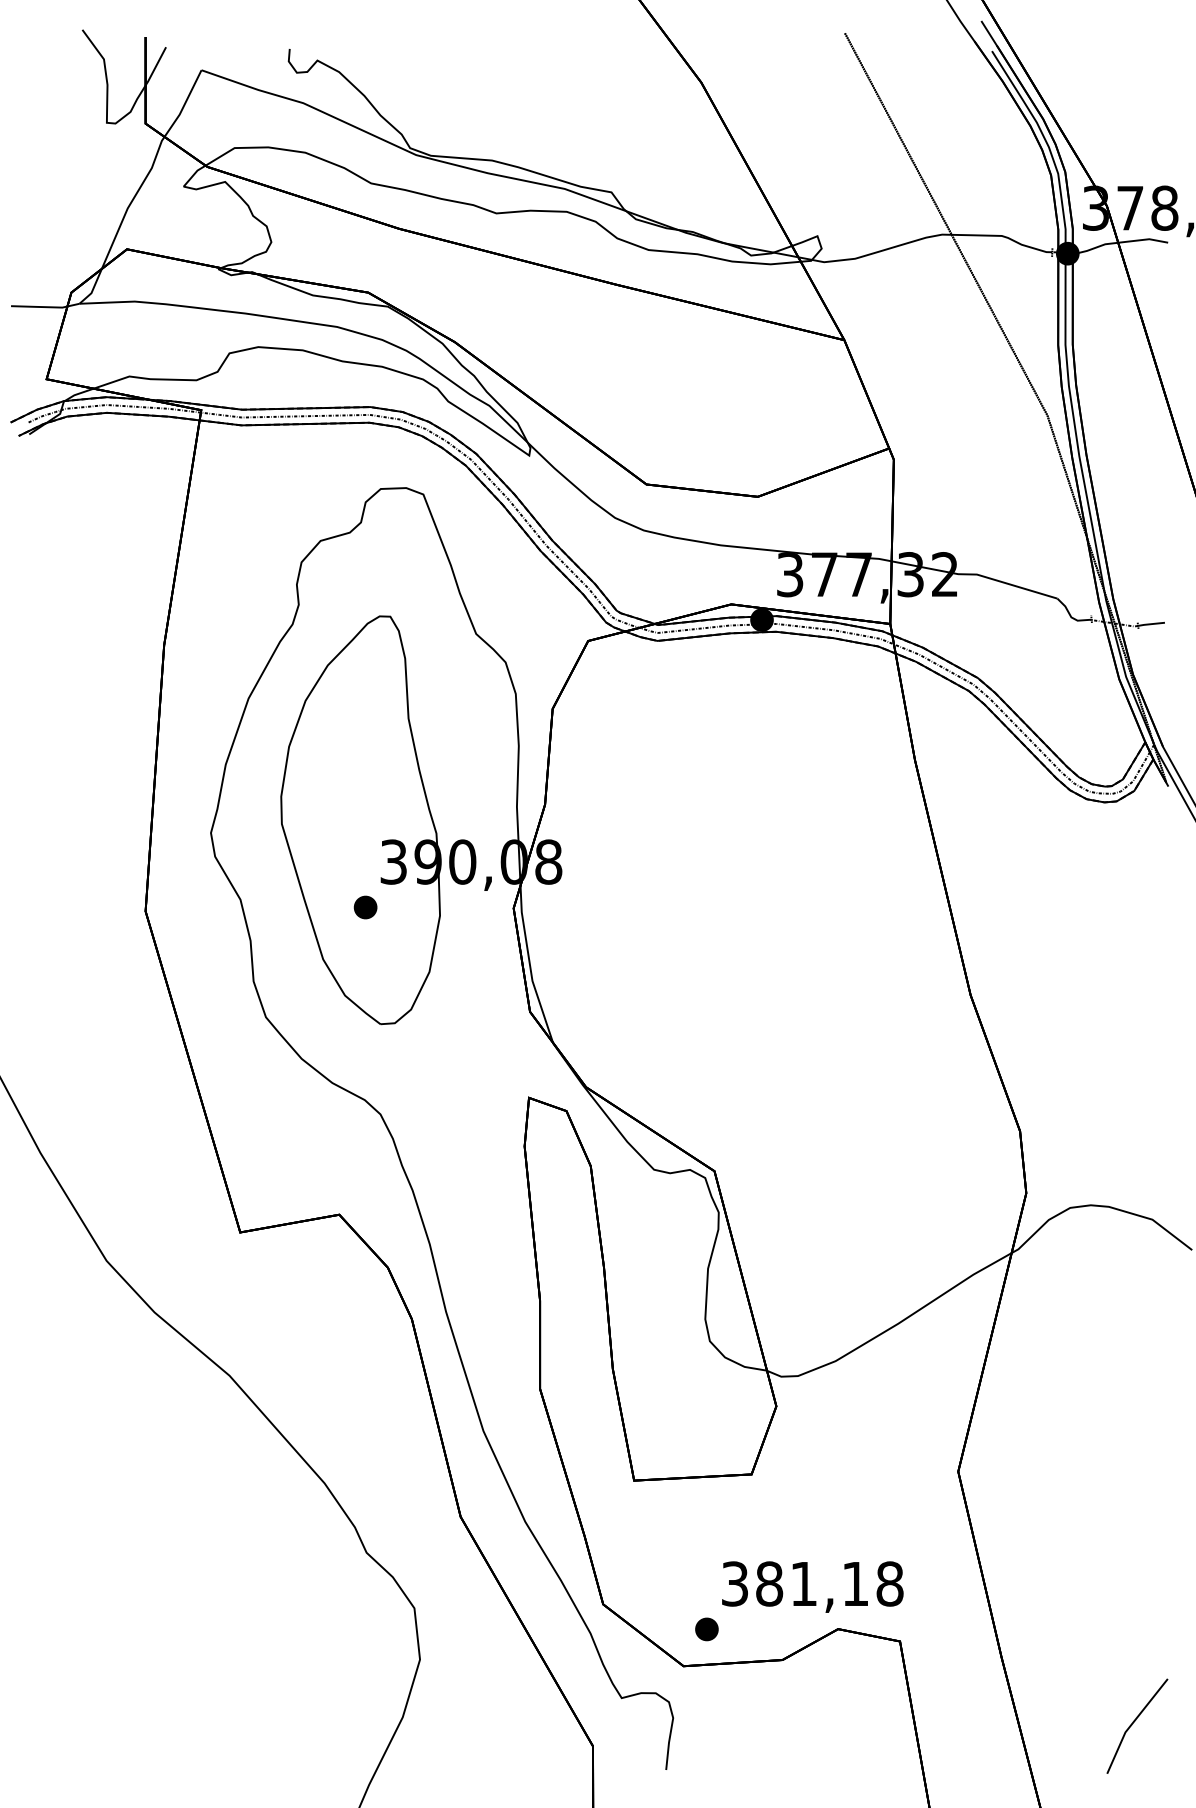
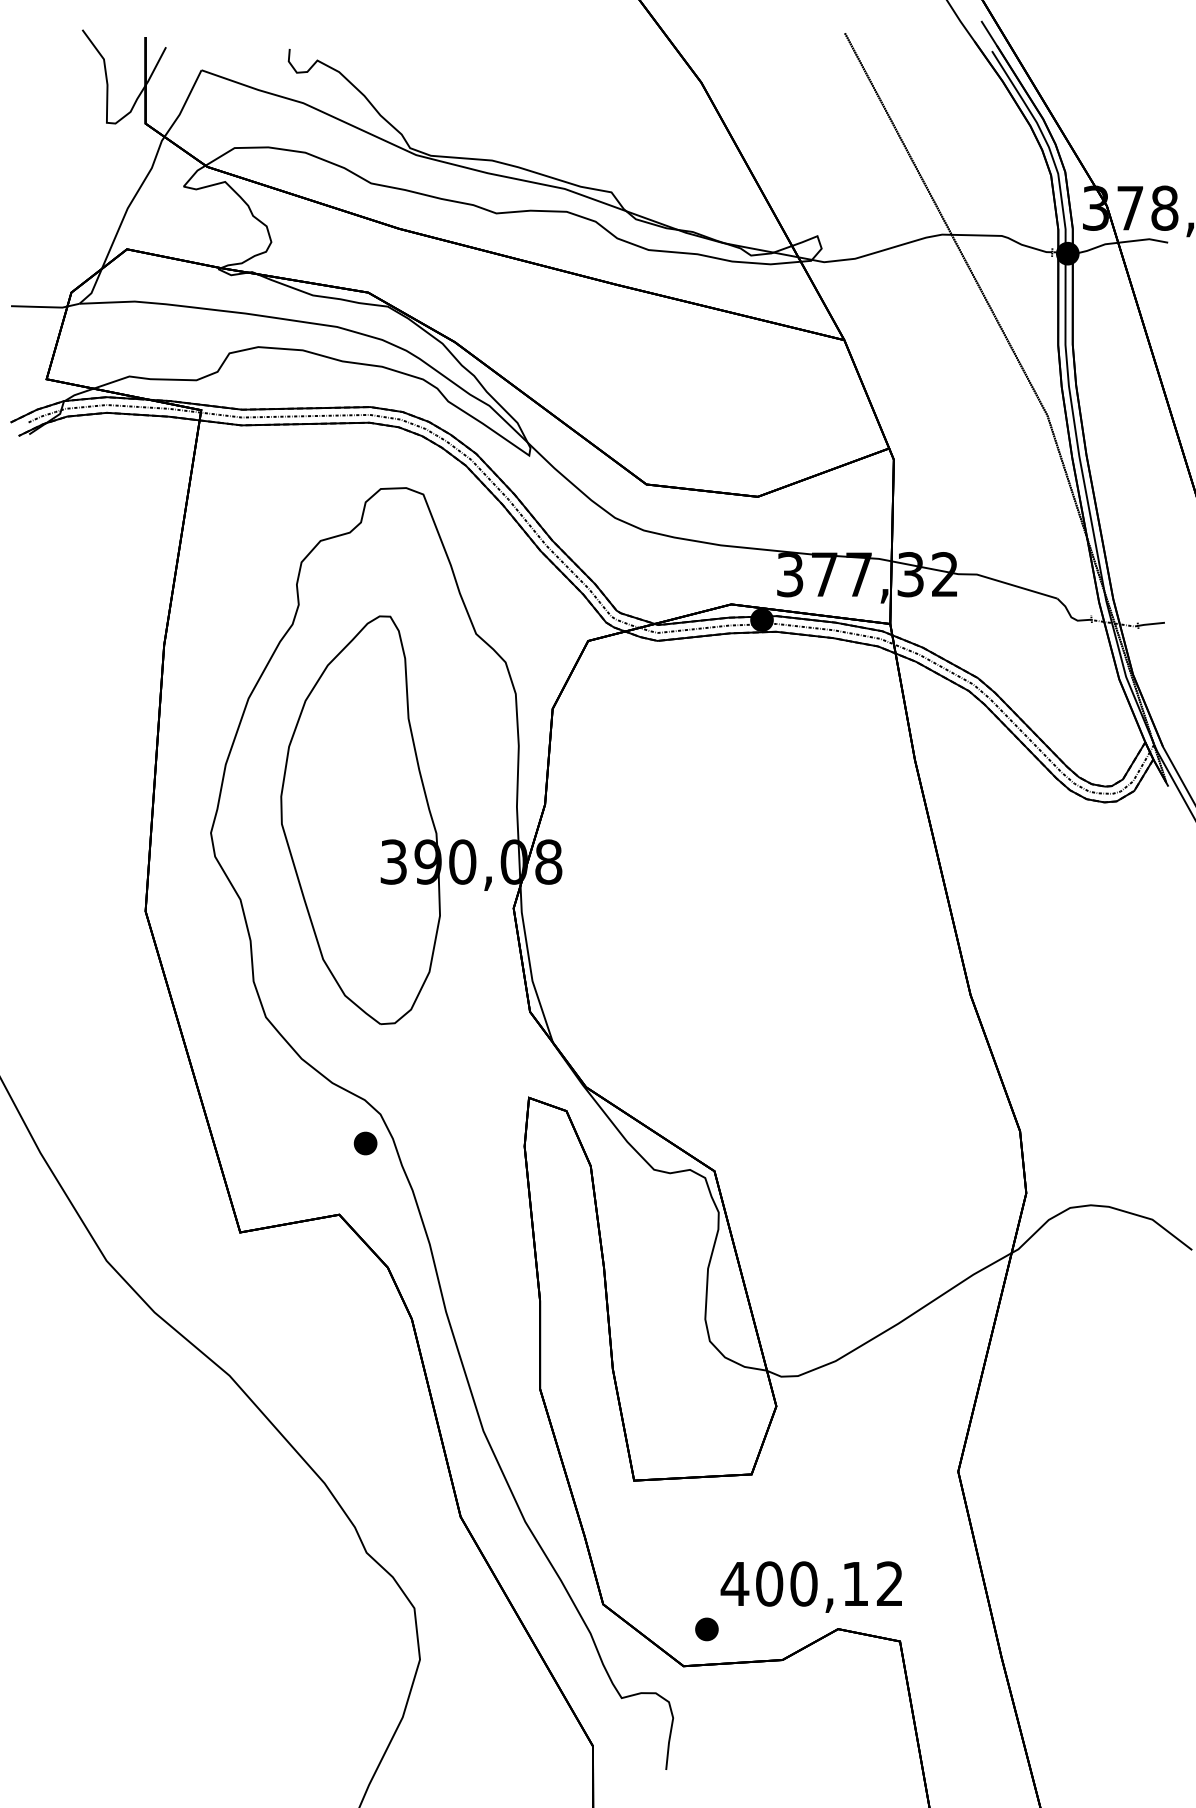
part position: (365, 907) -> (365, 1143) (365, 1143)
text: 381,18 -> 400,12 (811, 1583)
line: present -> none (1134, 1722)
